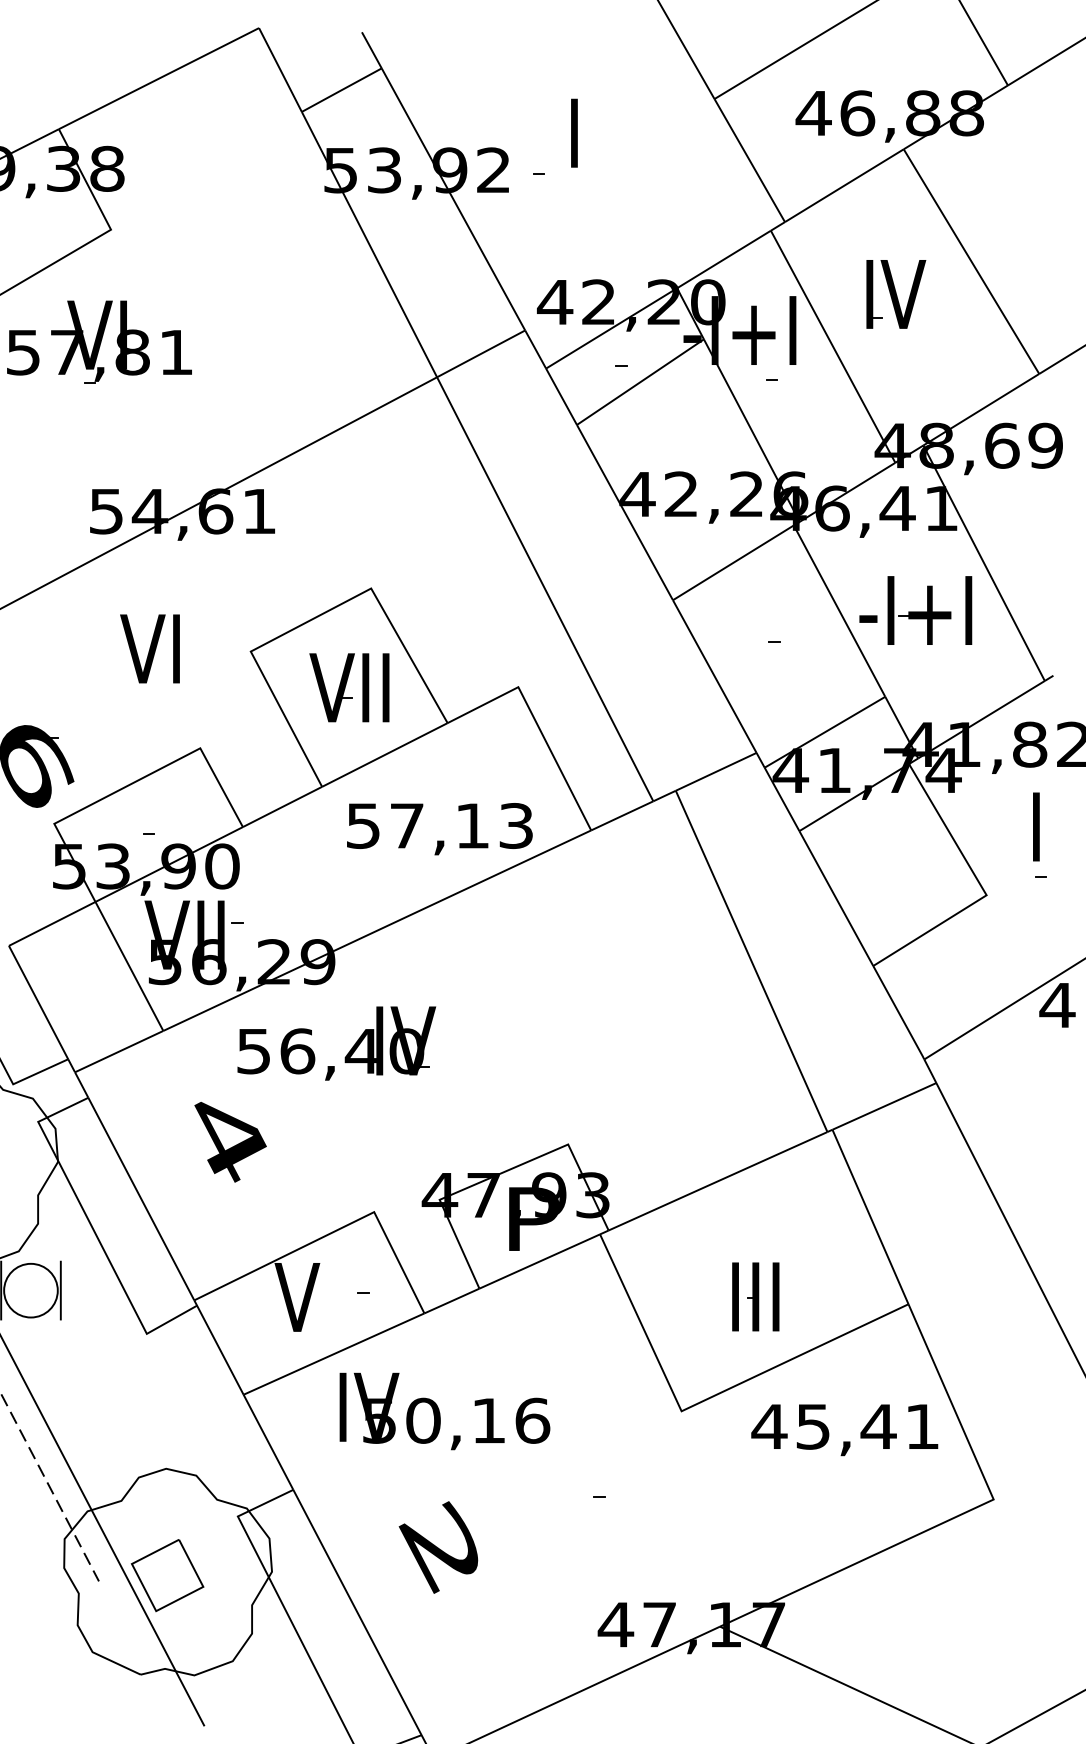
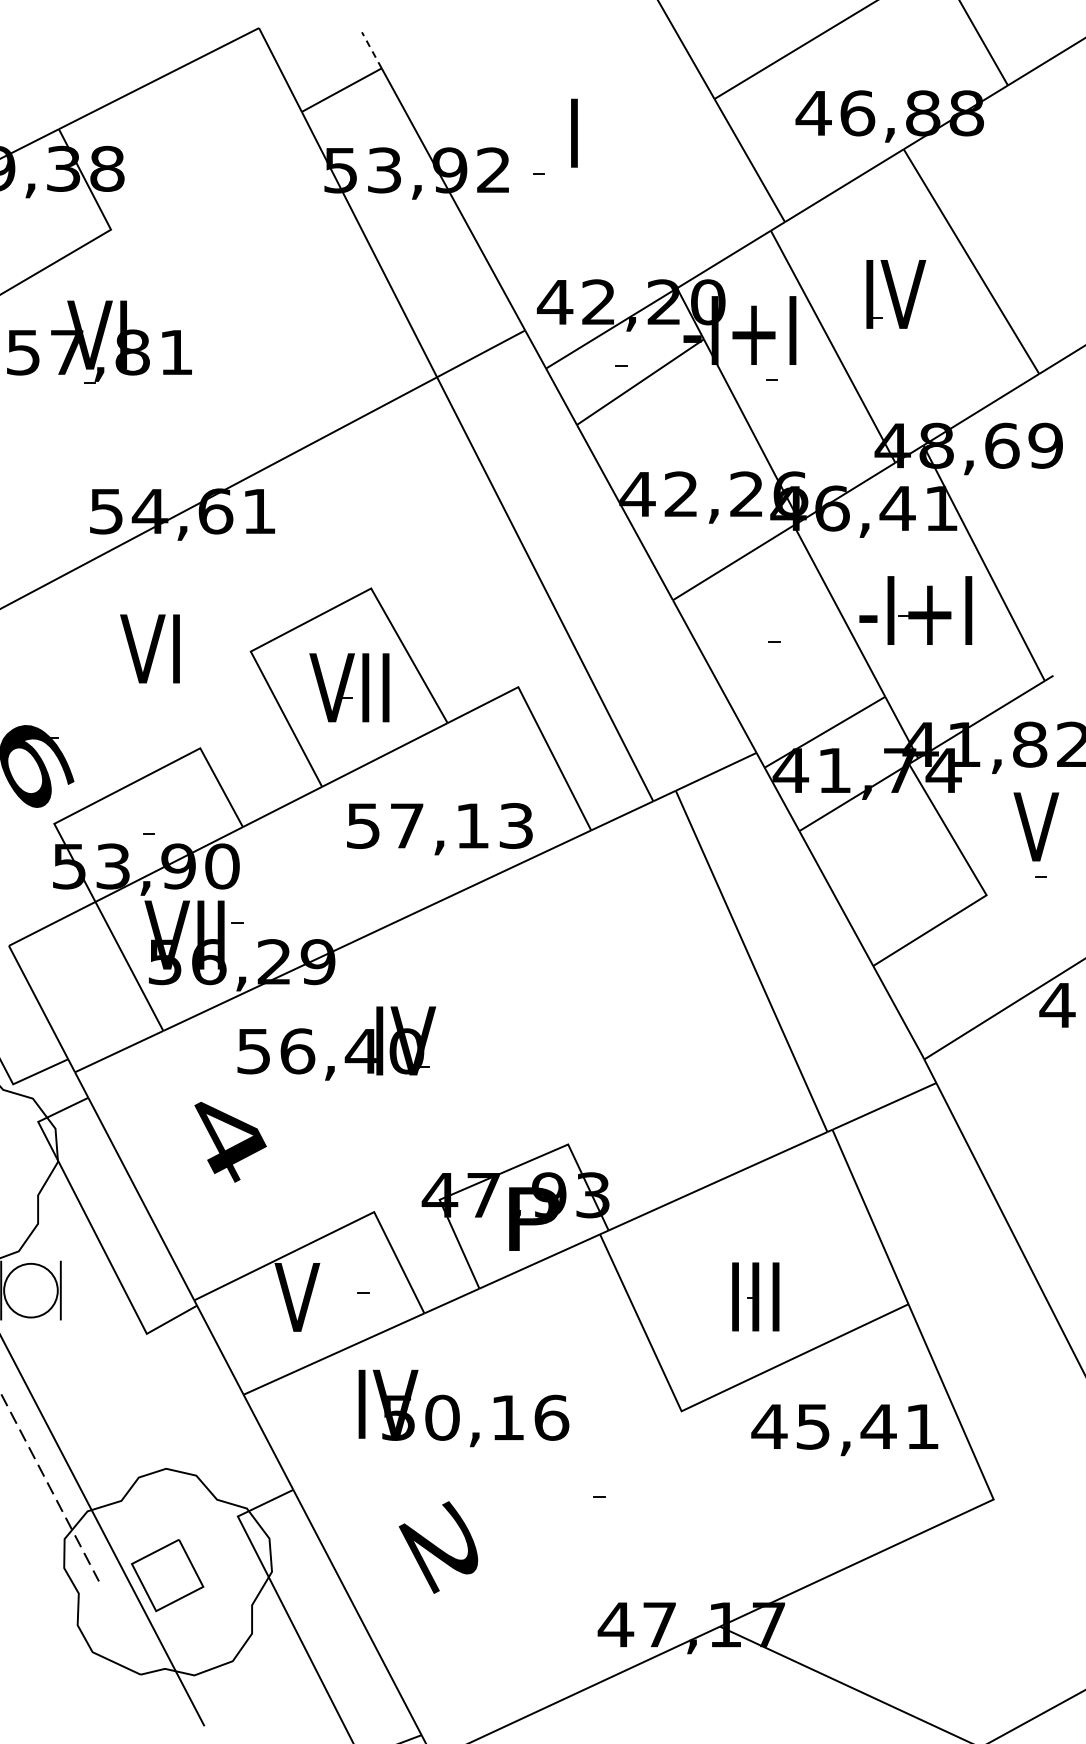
line: solid -> dashed (371, 50)
text: I -> V (1036, 826)
text position: (444, 1411) -> (463, 1408) (463, 1408)
